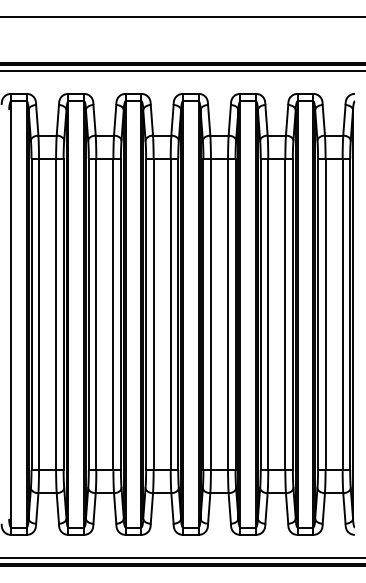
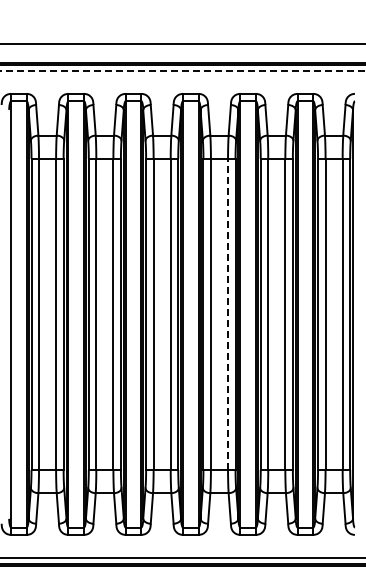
line position: (182, 17) -> (182, 44) (182, 44)
line: solid -> dashed (183, 71)
line: solid -> dashed (228, 314)
